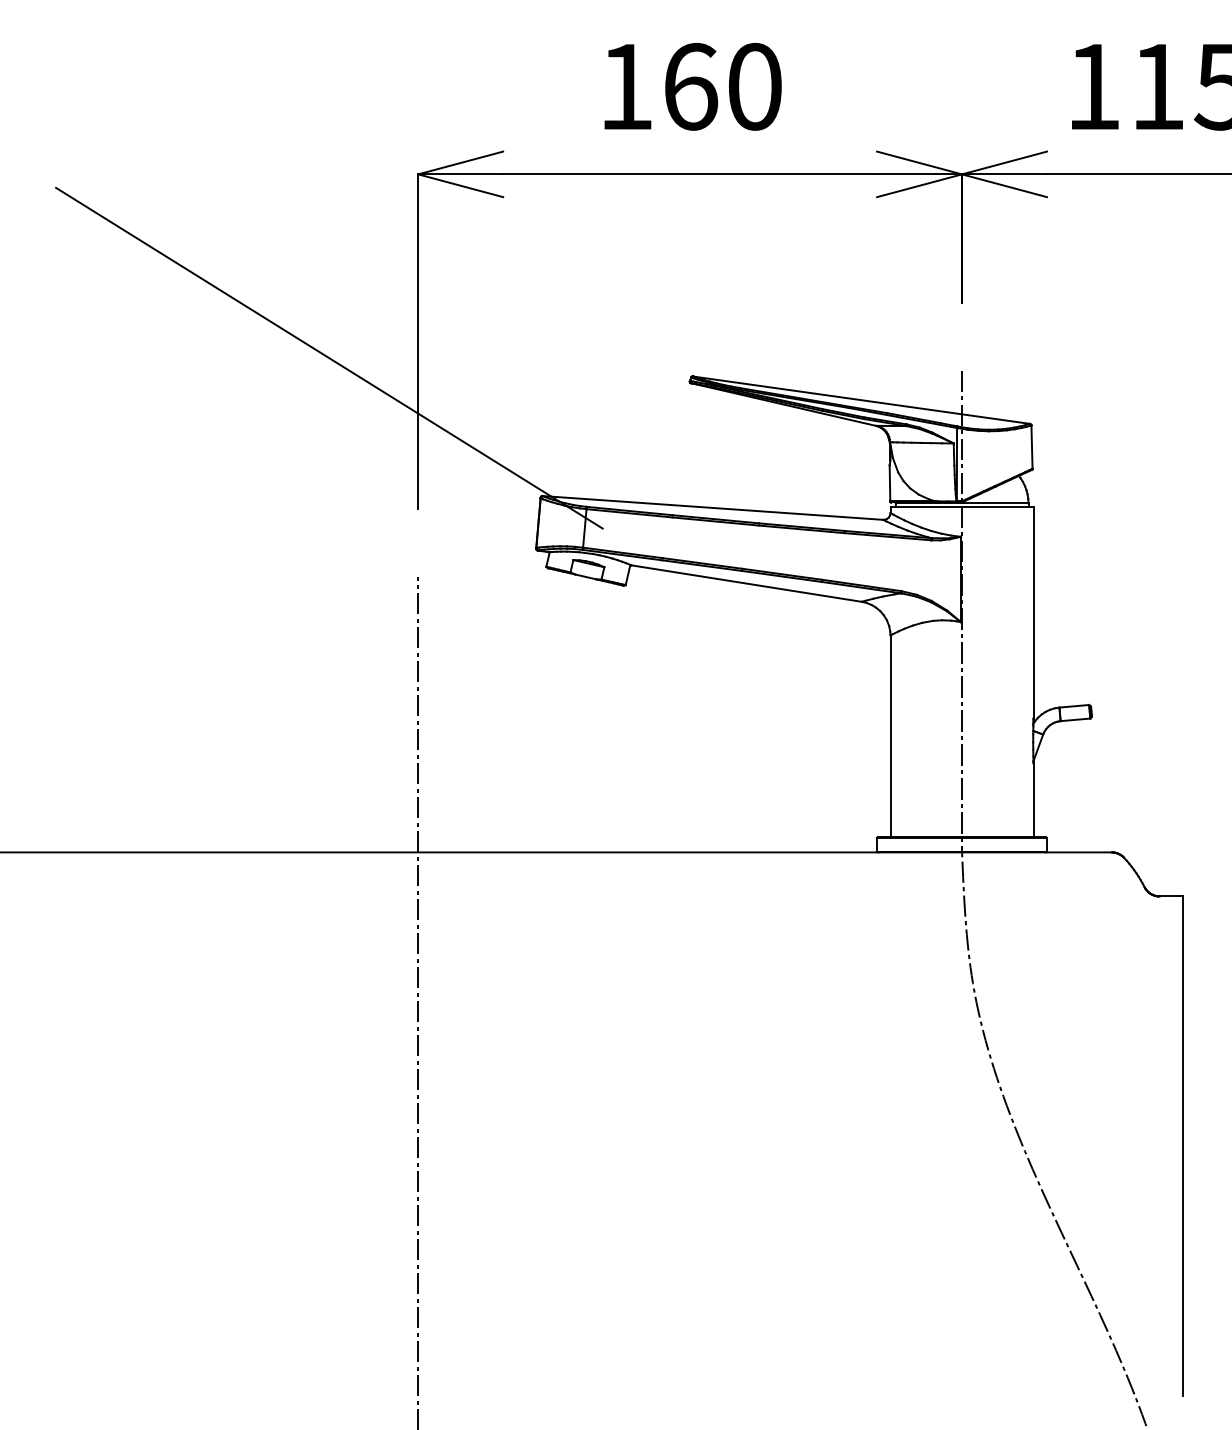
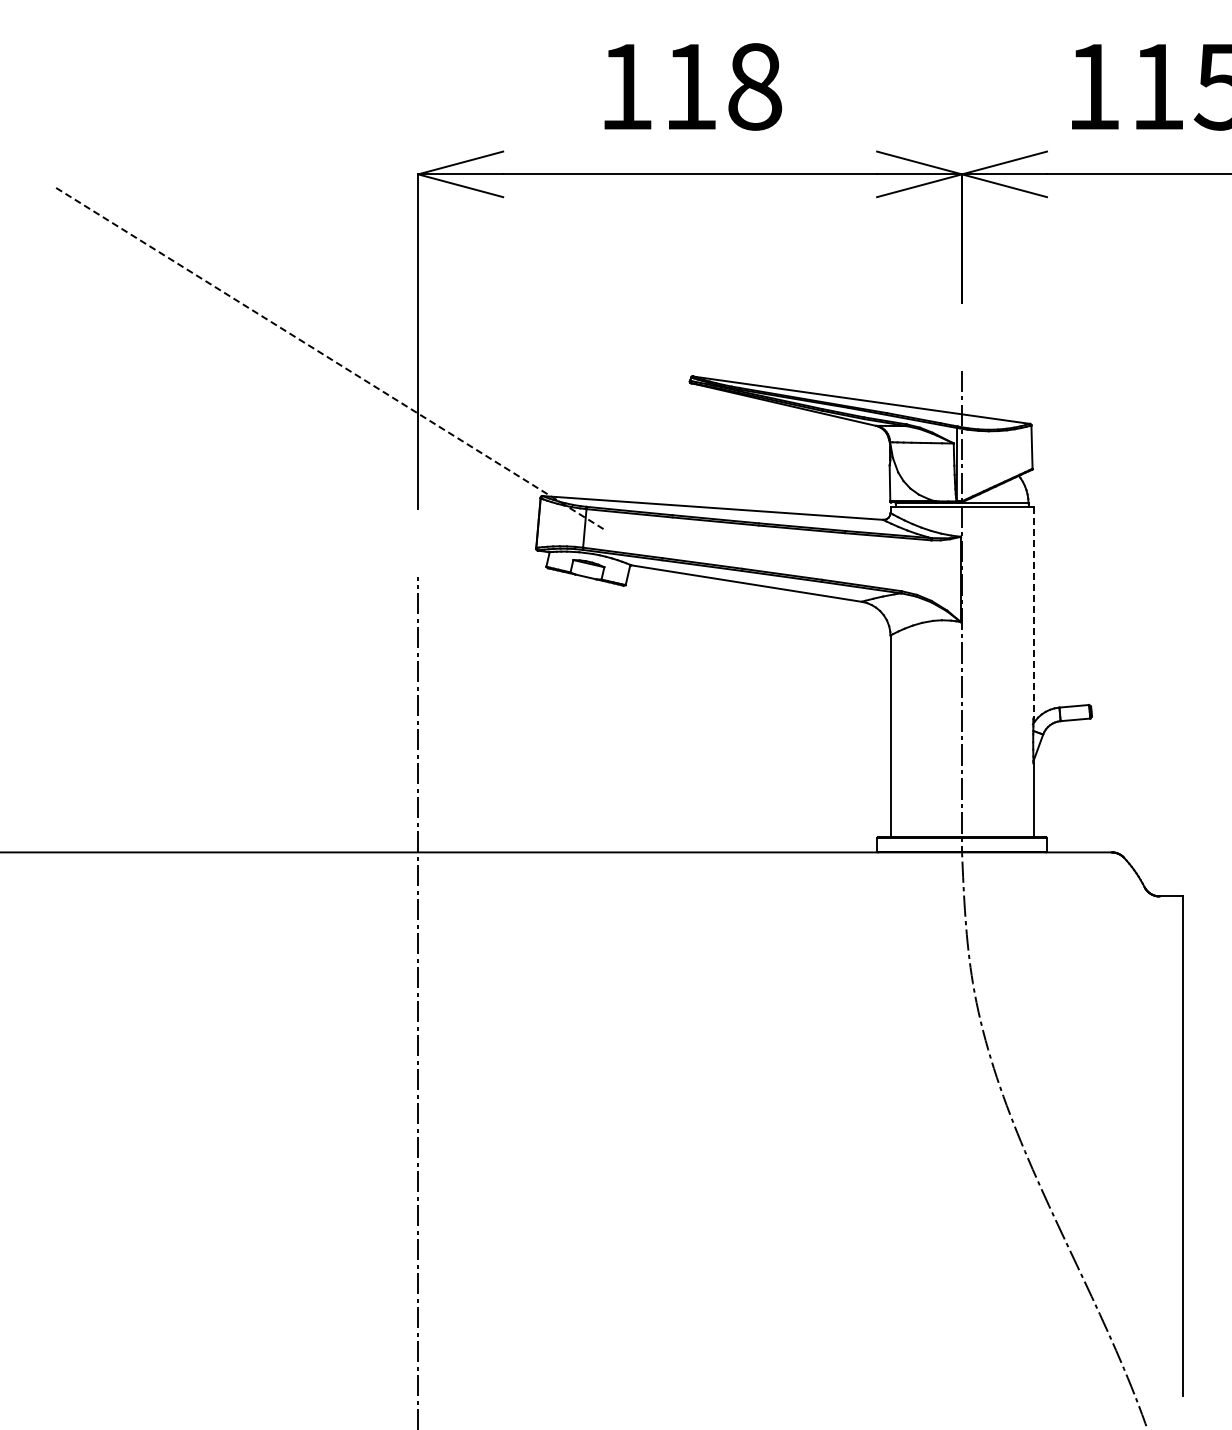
text: 160 -> 118 (723, 86)
line: solid -> dashed (328, 357)
line: solid -> dashed (1033, 613)
